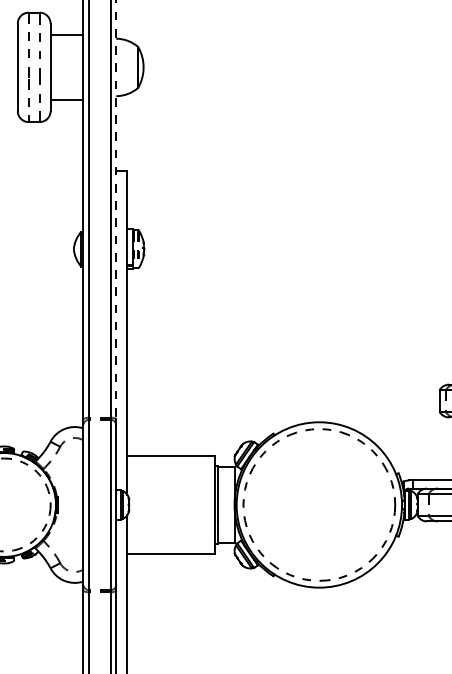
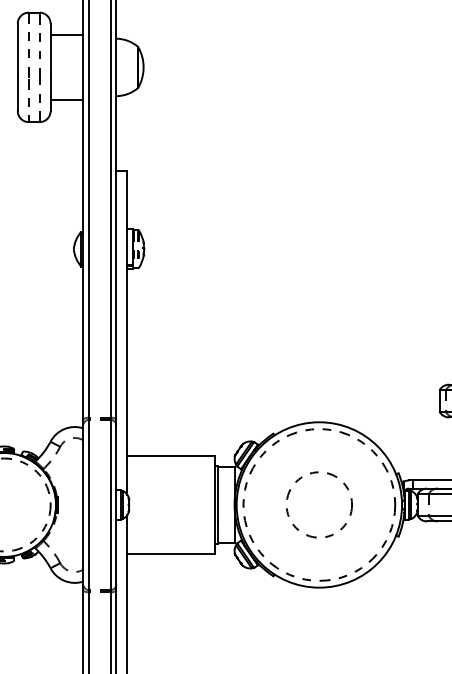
line: dashed -> solid (116, 210)
circle: none -> present (319, 504)
